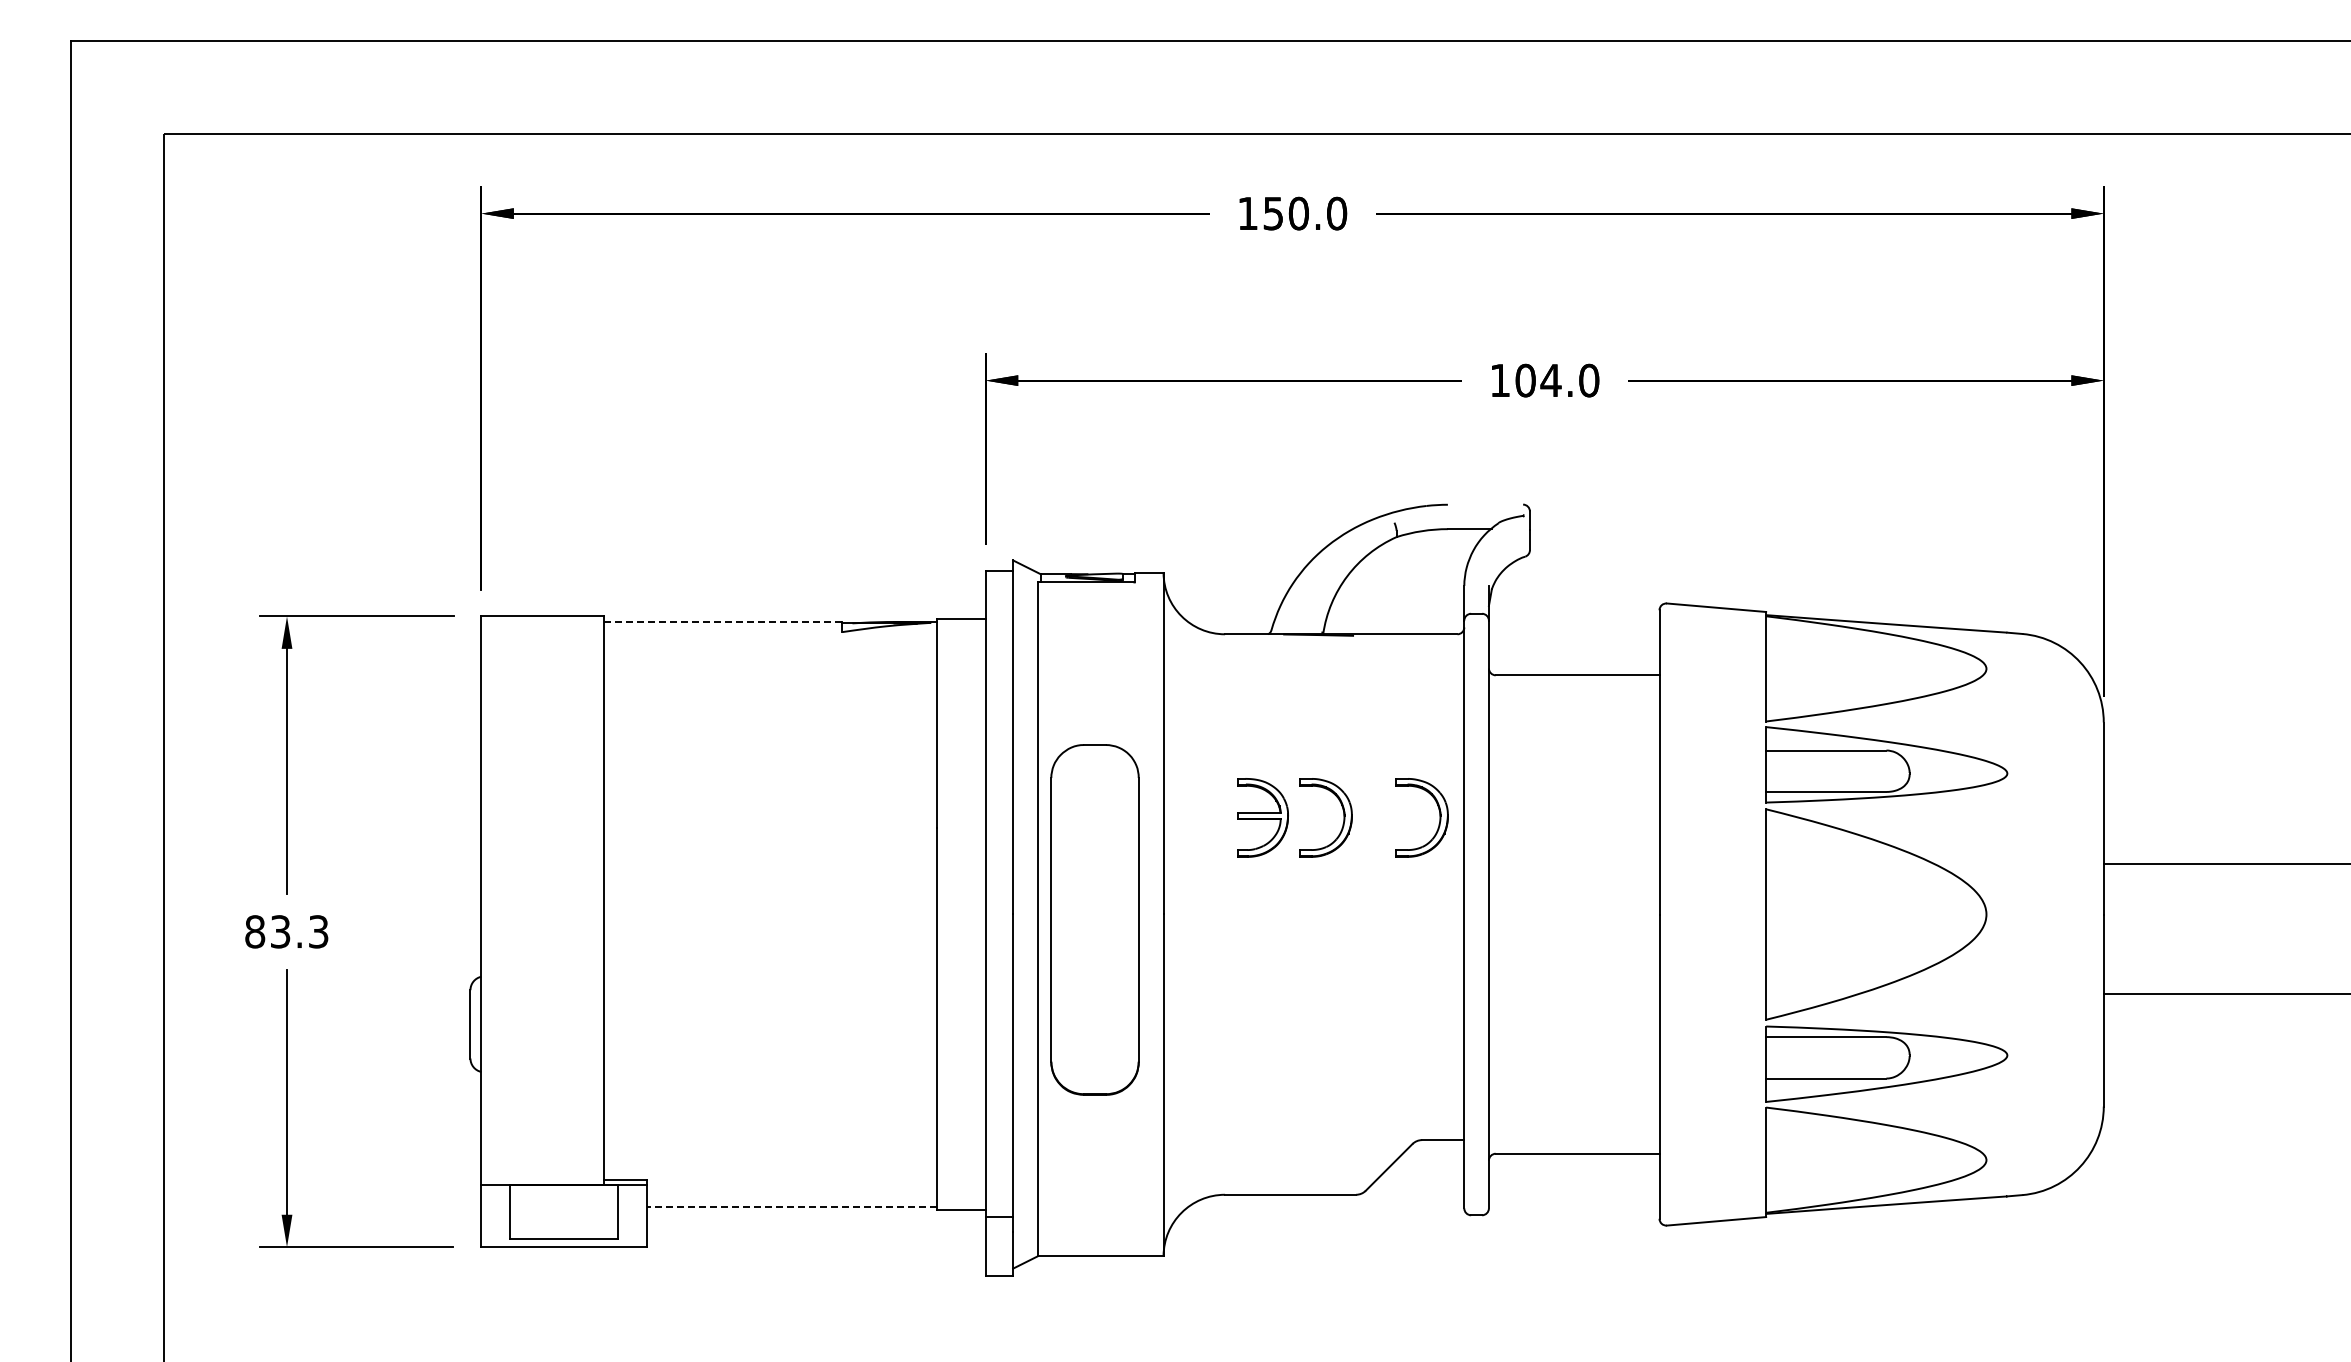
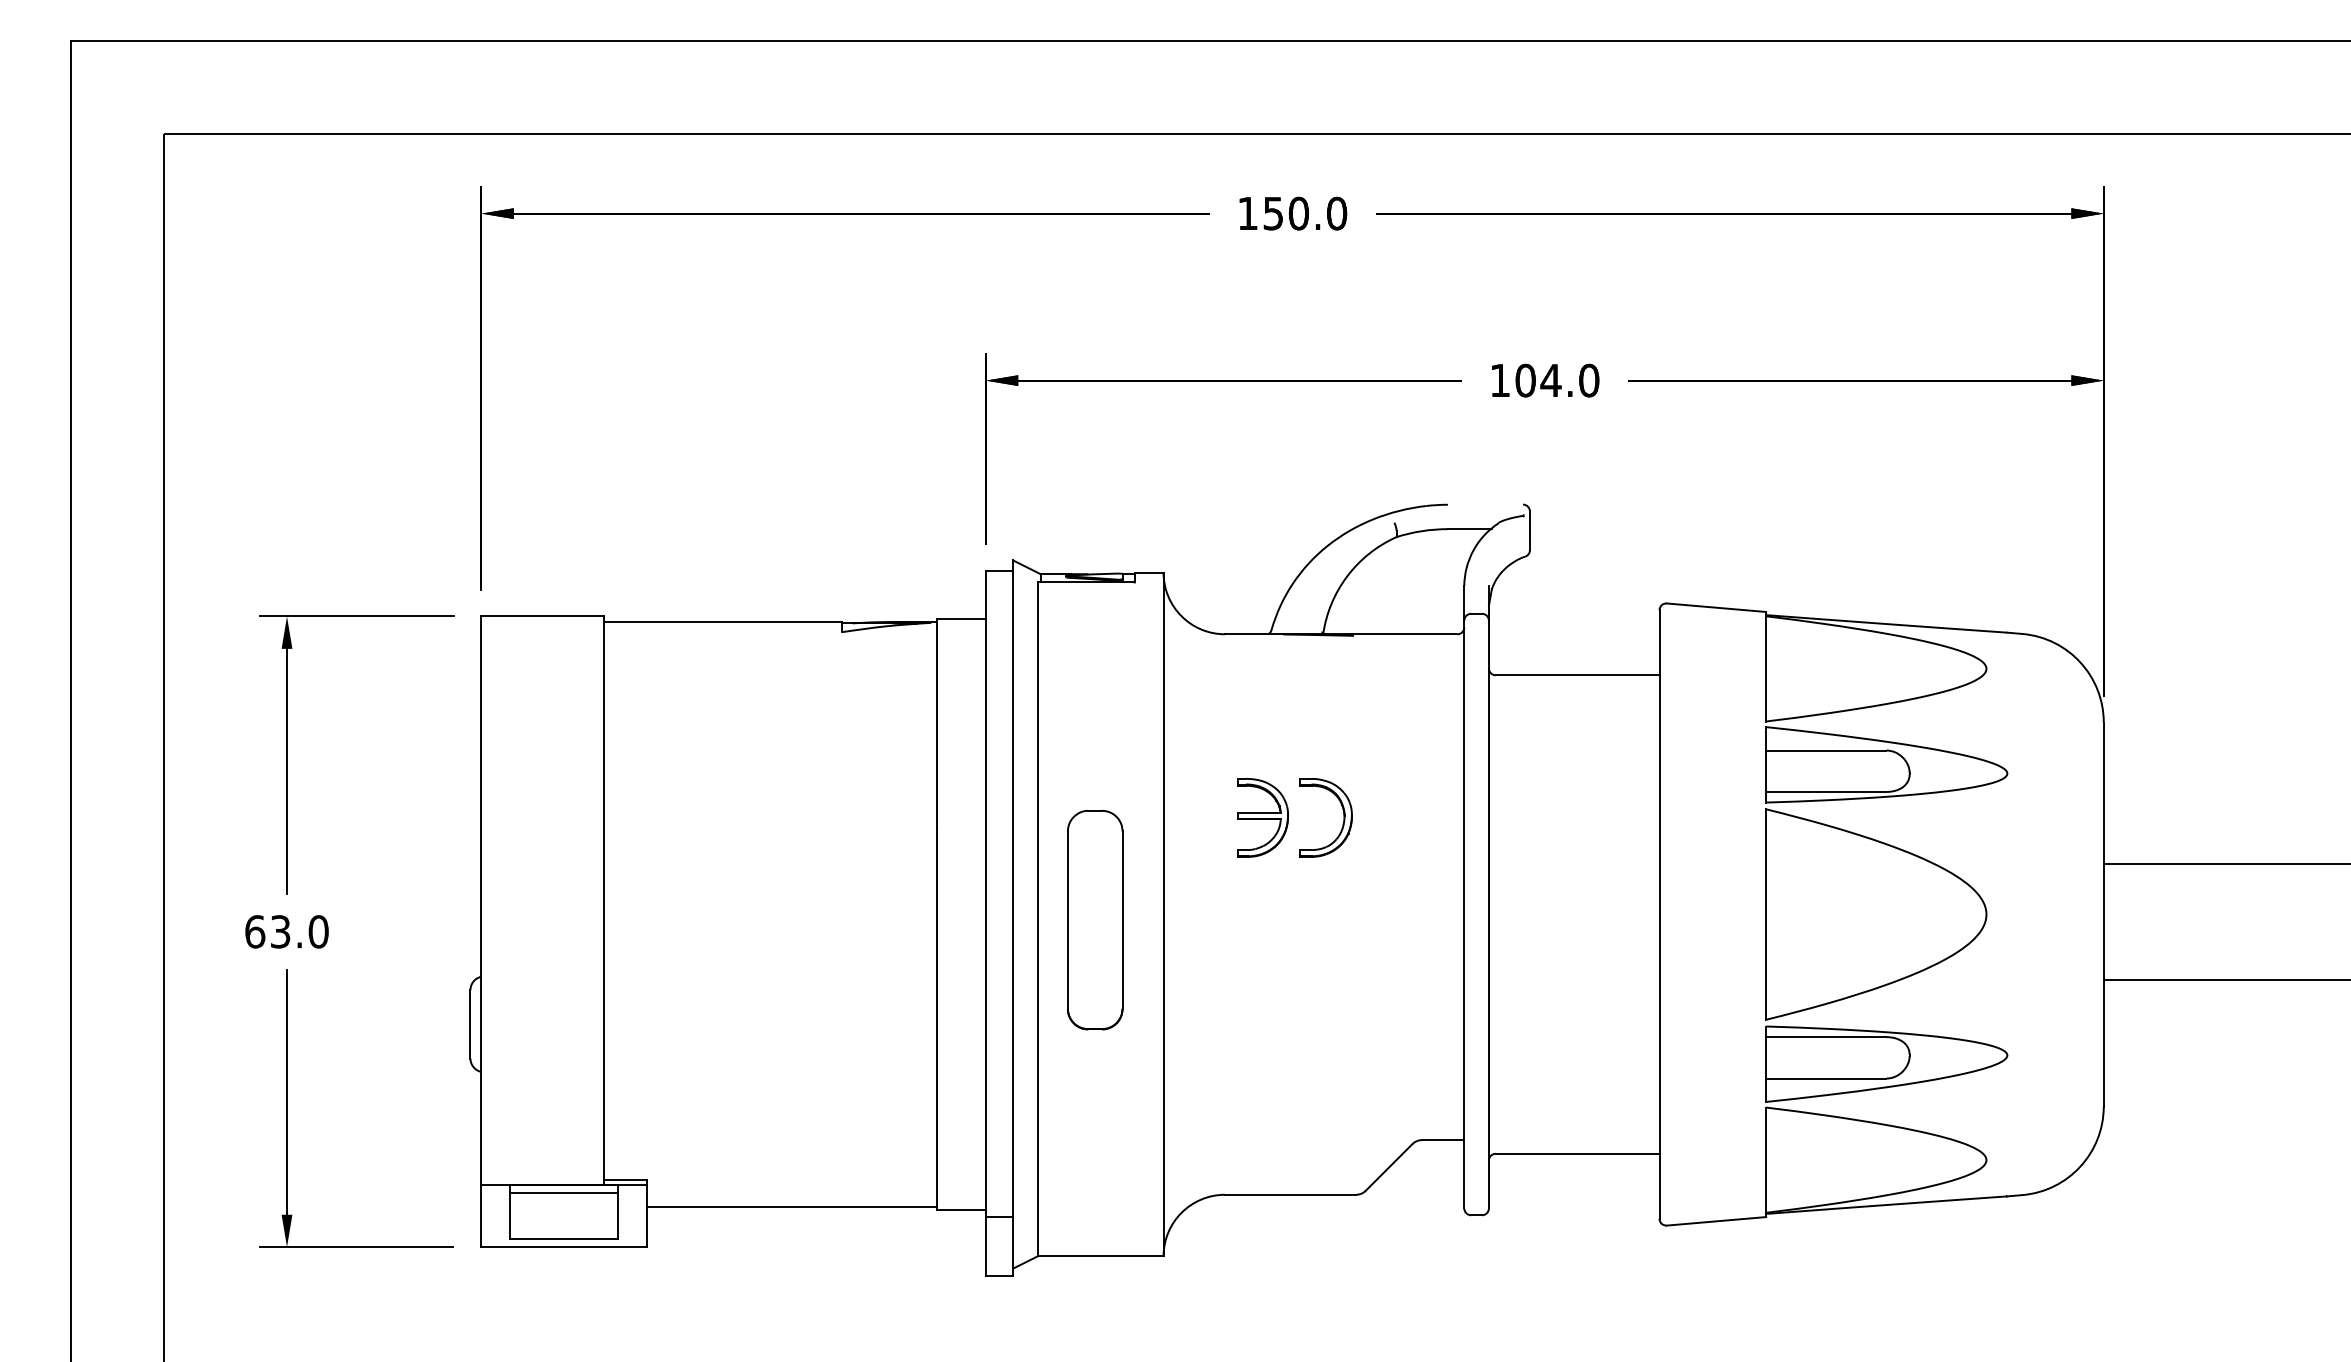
line: dashed -> solid (723, 621)
part: present -> none (1439, 817)
part size: 90x352 px -> 57x221 px (1095, 920)
text: 83.3 -> 63.0 (286, 931)
line position: (2225, 994) -> (2225, 980) (2225, 980)
line: none -> present (564, 1192)
line: dashed -> solid (791, 1207)
